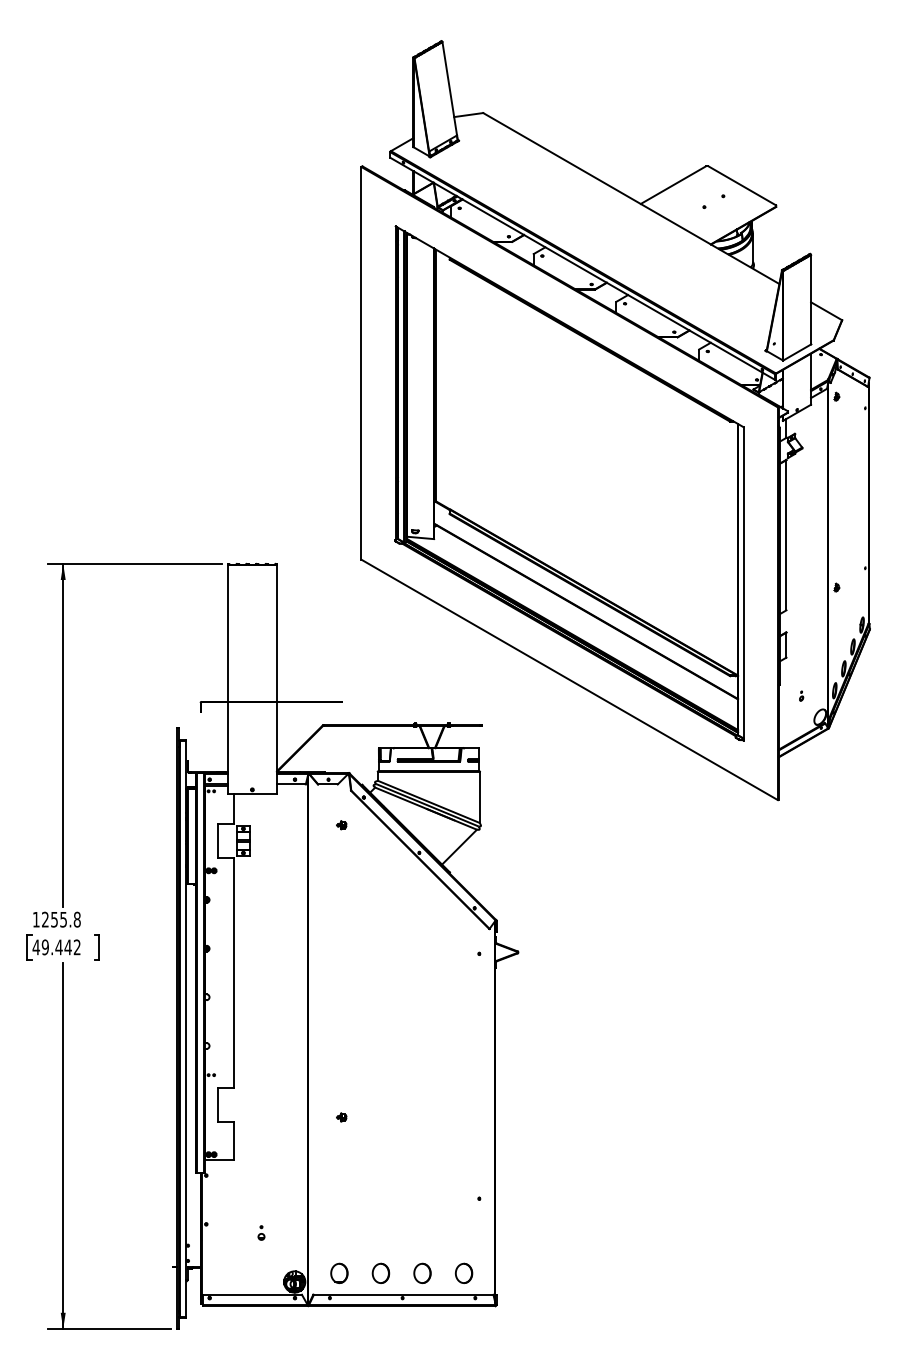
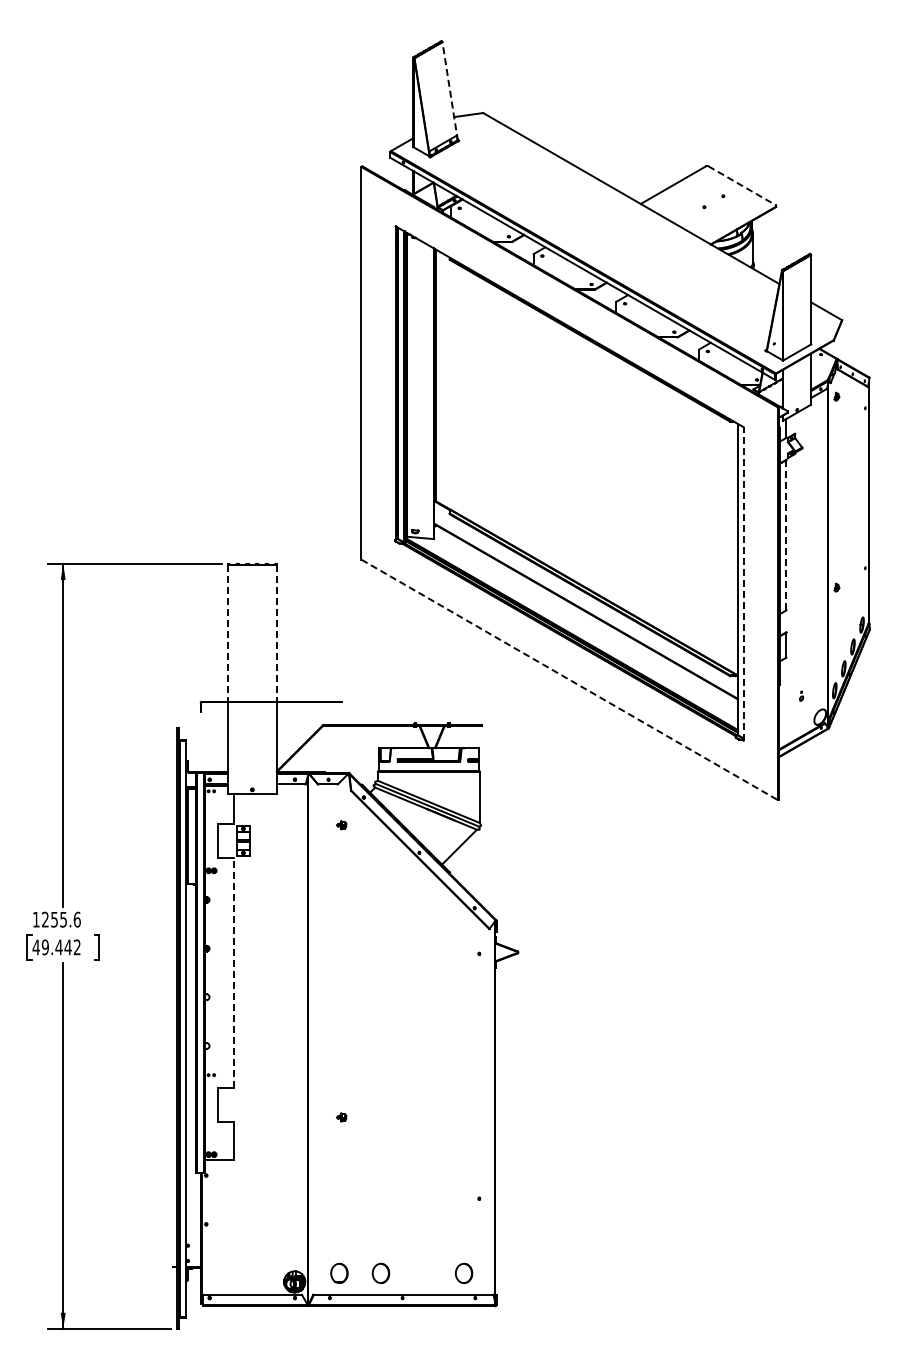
line: solid -> dashed (450, 91)
line: solid -> dashed (742, 186)
line: solid -> dashed (786, 534)
line: solid -> dashed (743, 583)
line: solid -> dashed (227, 633)
line: solid -> dashed (277, 633)
line: solid -> dashed (570, 680)
text: 1255.8 -> 1255.6 (76, 919)
line: solid -> dashed (234, 972)
part: present -> none (261, 1232)
part: present -> none (422, 1272)
